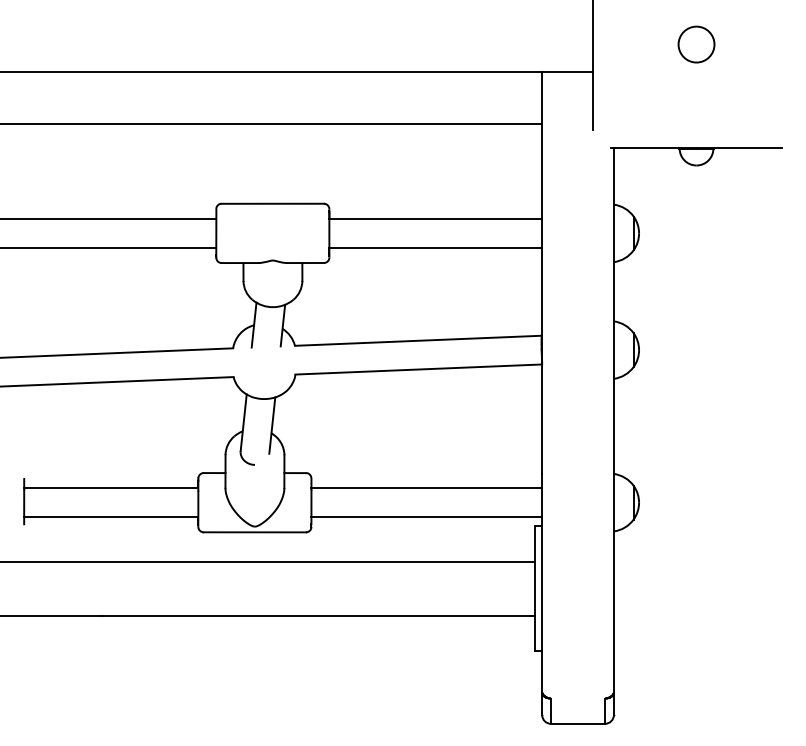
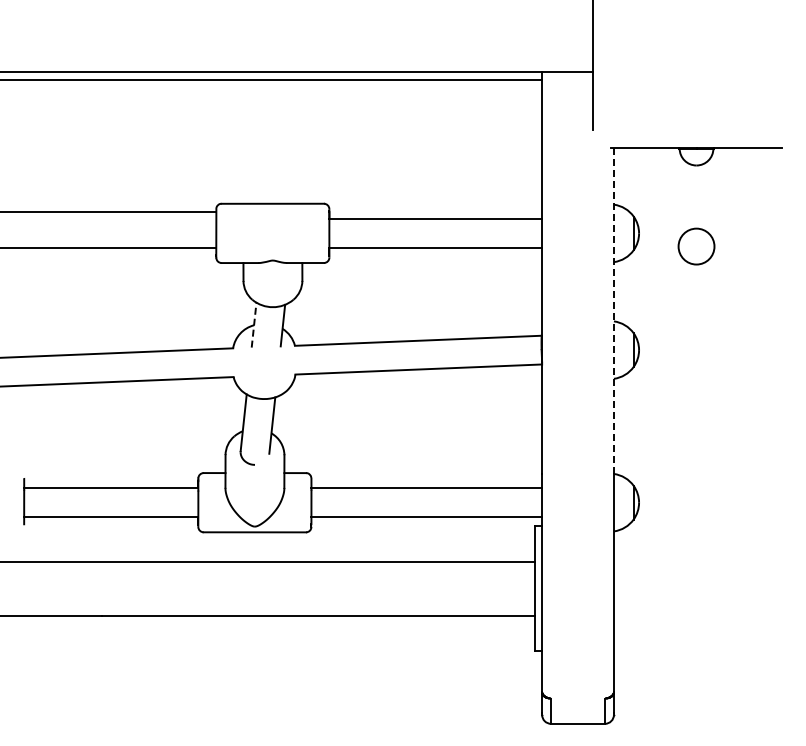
circle position: (696, 44) -> (696, 246) (696, 246)
line position: (272, 123) -> (272, 79) (272, 79)
line position: (109, 219) -> (109, 212) (109, 212)
line: solid -> dashed (613, 310)
line: solid -> dashed (254, 325)
